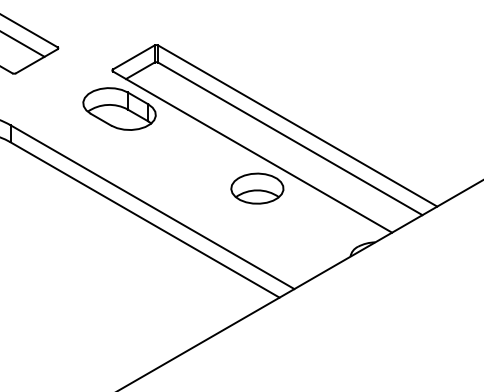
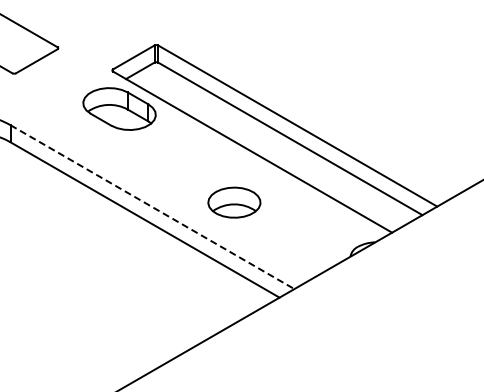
line: present -> none (23, 44)
part position: (257, 188) -> (234, 202) (234, 202)
line: solid -> dashed (152, 207)
